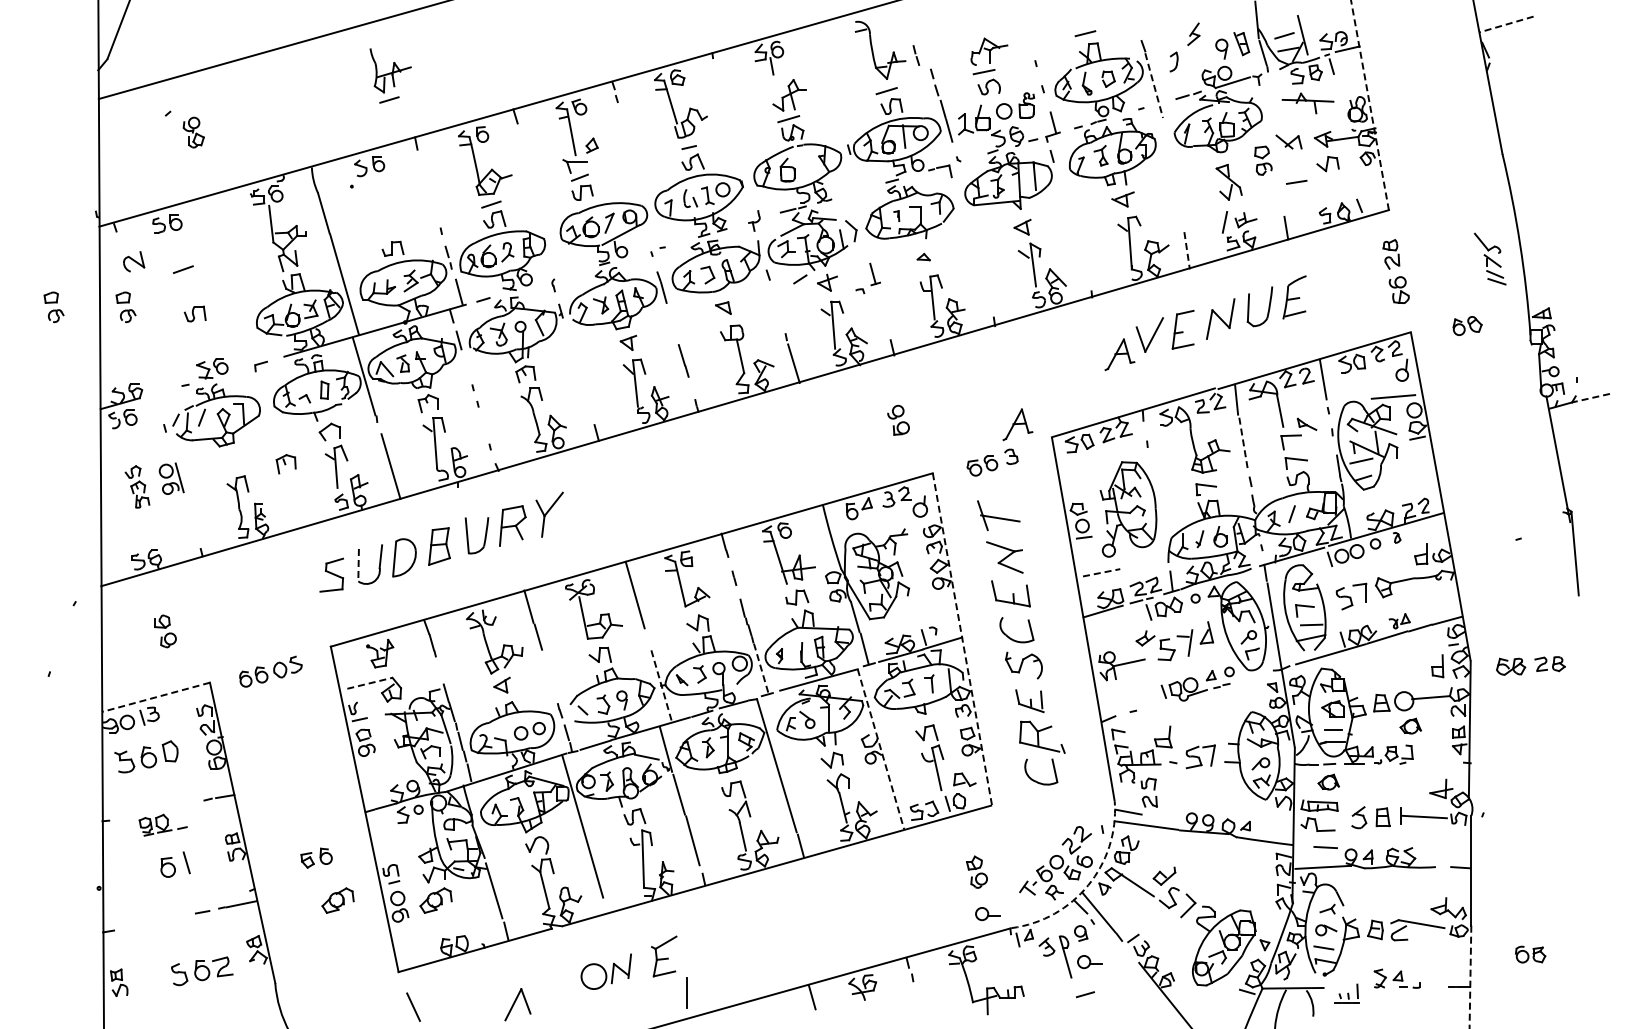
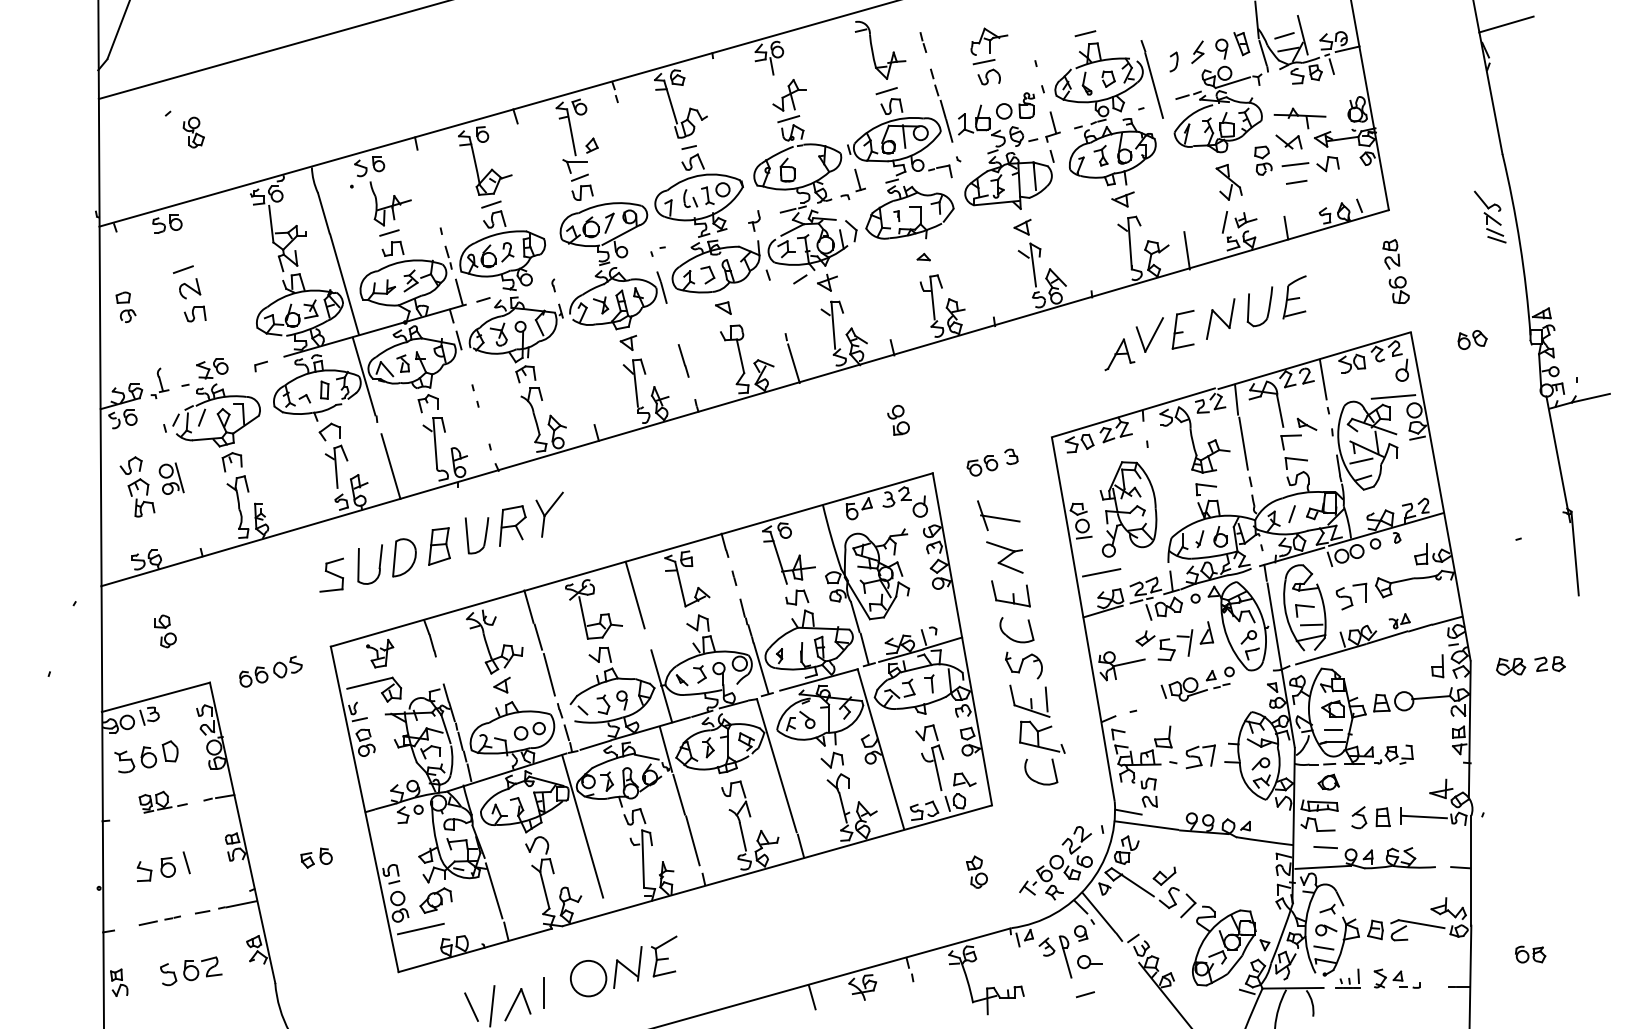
line: dashed -> solid (1505, 24)
part position: (1193, 34) -> (1197, 52) (1197, 52)
line position: (916, 56) -> (923, 43) (923, 43)
part position: (989, 66) -> (989, 56) (989, 56)
part position: (390, 75) -> (390, 208) (390, 208)
line: dashed -> solid (1154, 85)
part position: (1307, 103) -> (1299, 118) (1299, 118)
line: dashed -> solid (1370, 105)
line: none -> present (1295, 164)
line: dashed -> solid (1187, 250)
part position: (1489, 258) -> (1489, 216) (1489, 216)
part position: (134, 261) -> (190, 288) (190, 288)
part position: (867, 278) -> (852, 184) (852, 184)
part: present -> none (53, 307)
part position: (1467, 325) -> (1472, 339) (1472, 339)
part: none -> present (159, 383)
line: dashed -> solid (1590, 398)
part: present -> none (1017, 424)
line: dashed -> solid (1243, 444)
part position: (285, 464) -> (231, 462) (231, 462)
part size: 27x44 px -> 37x62 px (137, 486)
line: dashed -> solid (358, 565)
line: dashed -> solid (1101, 572)
line: dashed -> solid (962, 639)
line: dashed -> solid (761, 669)
line: none -> present (548, 674)
line: dashed -> solid (370, 683)
line: dashed -> solid (661, 686)
line: dashed -> solid (155, 697)
part size: 30x24 px -> 42x34 px (1029, 700)
part: present -> none (1410, 725)
line: dashed -> solid (881, 749)
part position: (162, 824) -> (162, 801) (162, 801)
part: none -> present (144, 871)
arc: dashed -> solid (1088, 885)
part: present -> none (337, 900)
part: present -> none (987, 914)
line: none -> present (157, 920)
line: none -> present (420, 928)
part position: (202, 971) -> (191, 971) (191, 971)
part size: 52x37 px -> 73x52 px (606, 971)
line: dashed -> solid (1470, 977)
line position: (686, 992) -> (543, 992) (543, 992)
part position: (1346, 993) -> (1347, 978) (1347, 978)
line: none -> present (492, 1005)
line position: (413, 1006) -> (471, 1006) (471, 1006)
